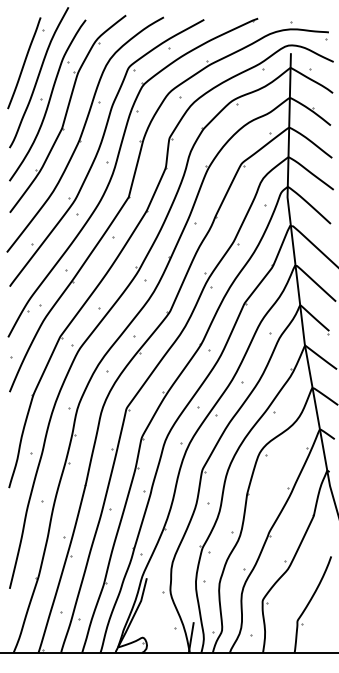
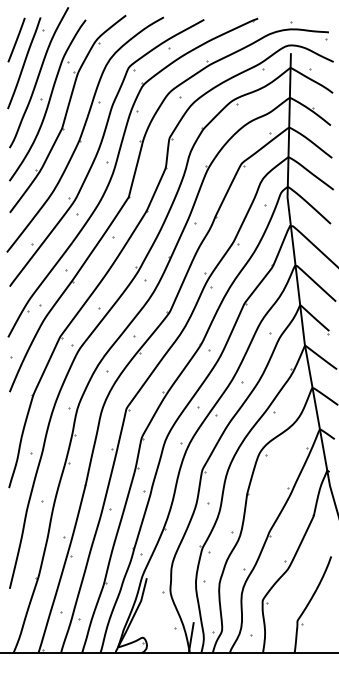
line: none -> present (16, 39)
